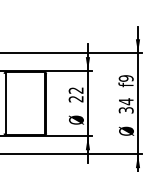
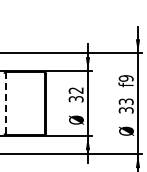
text: 22 -> 32 (76, 99)
text: 34 -> 33 (125, 101)
line: solid -> dashed (6, 104)
